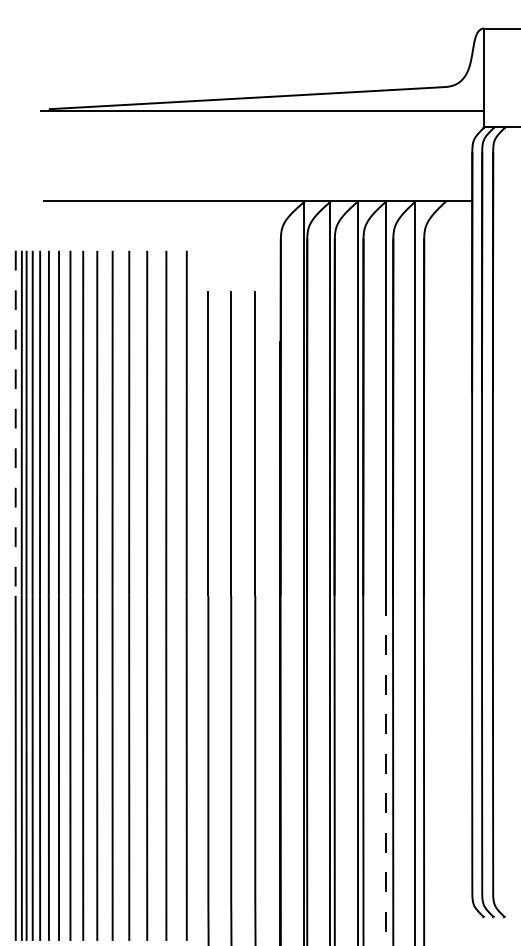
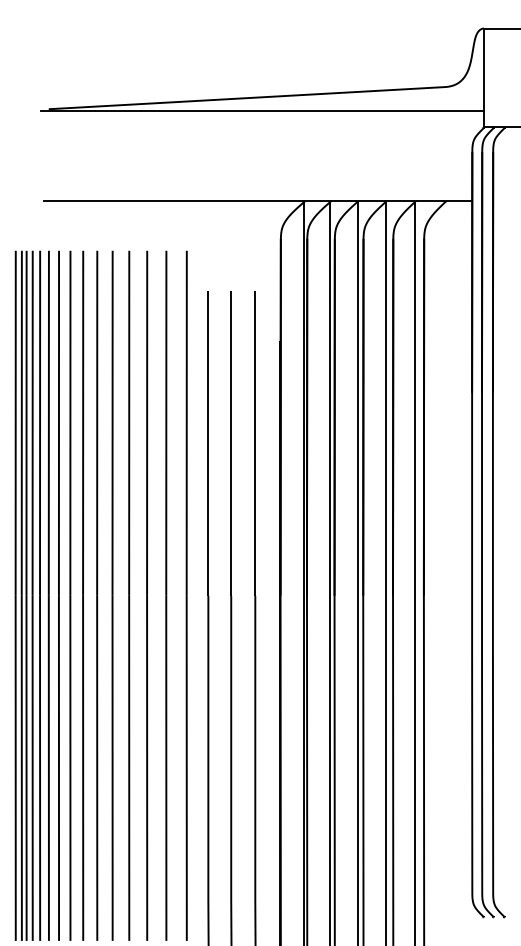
line: dashed -> solid (15, 423)
line: dashed -> solid (385, 770)
